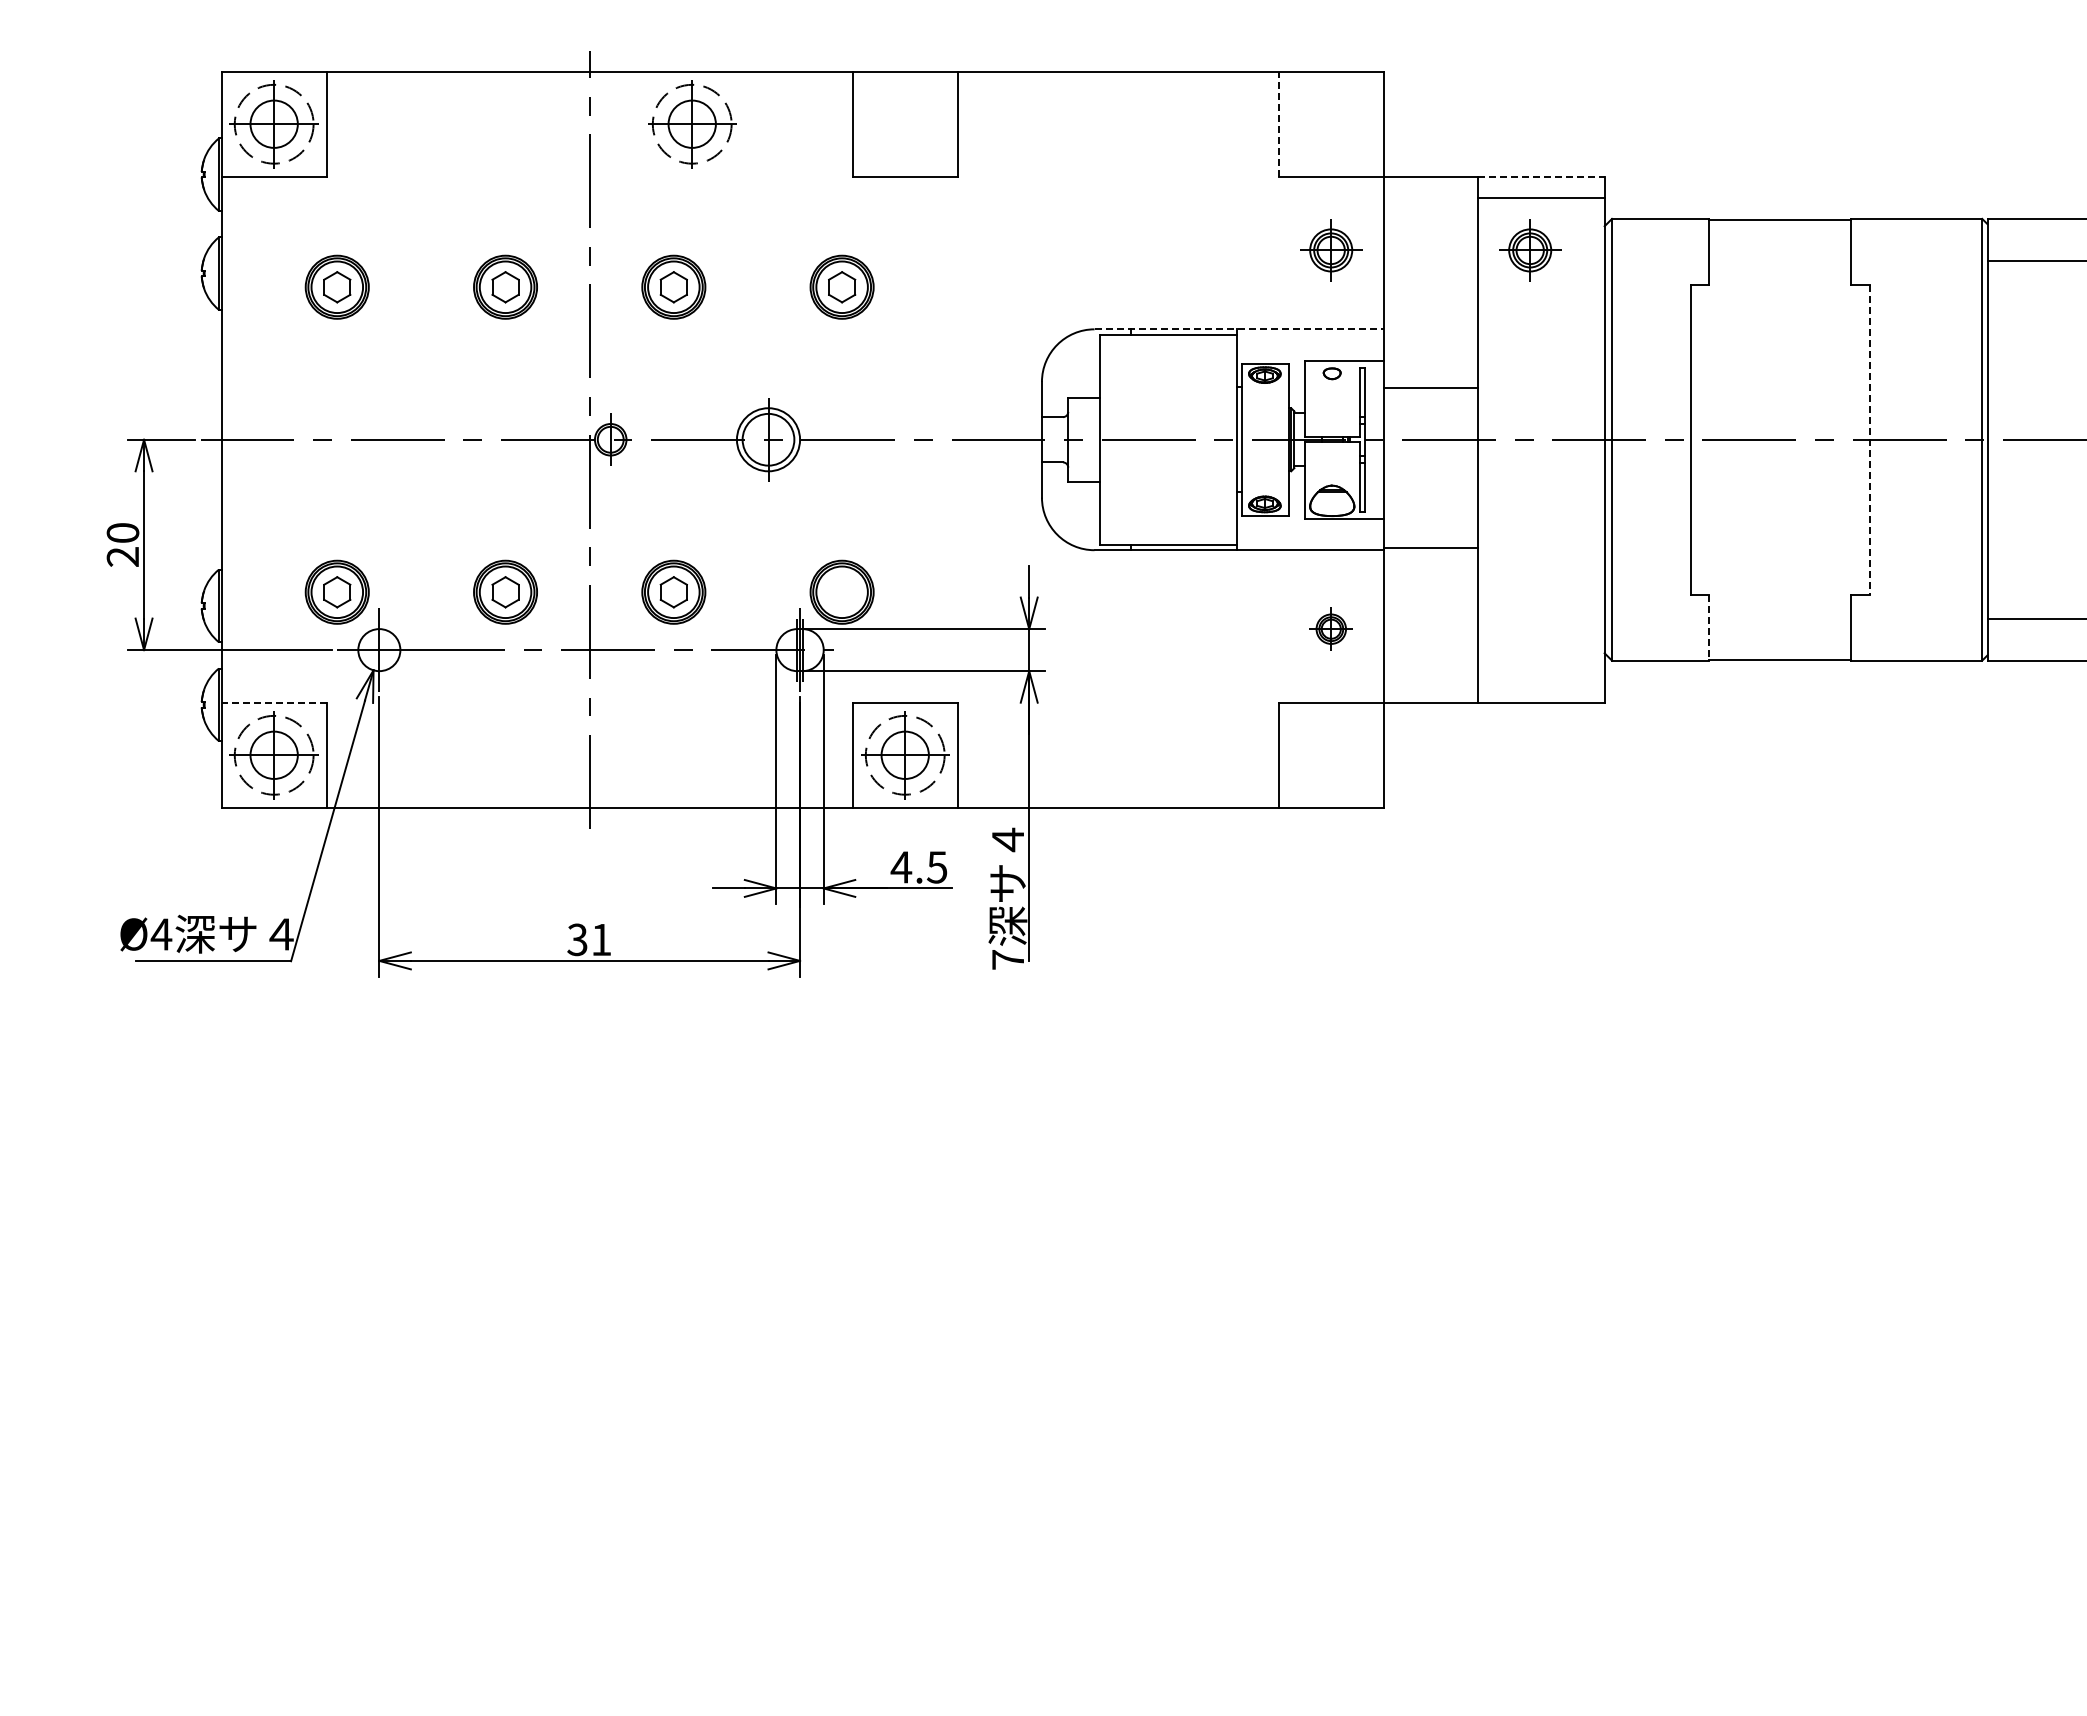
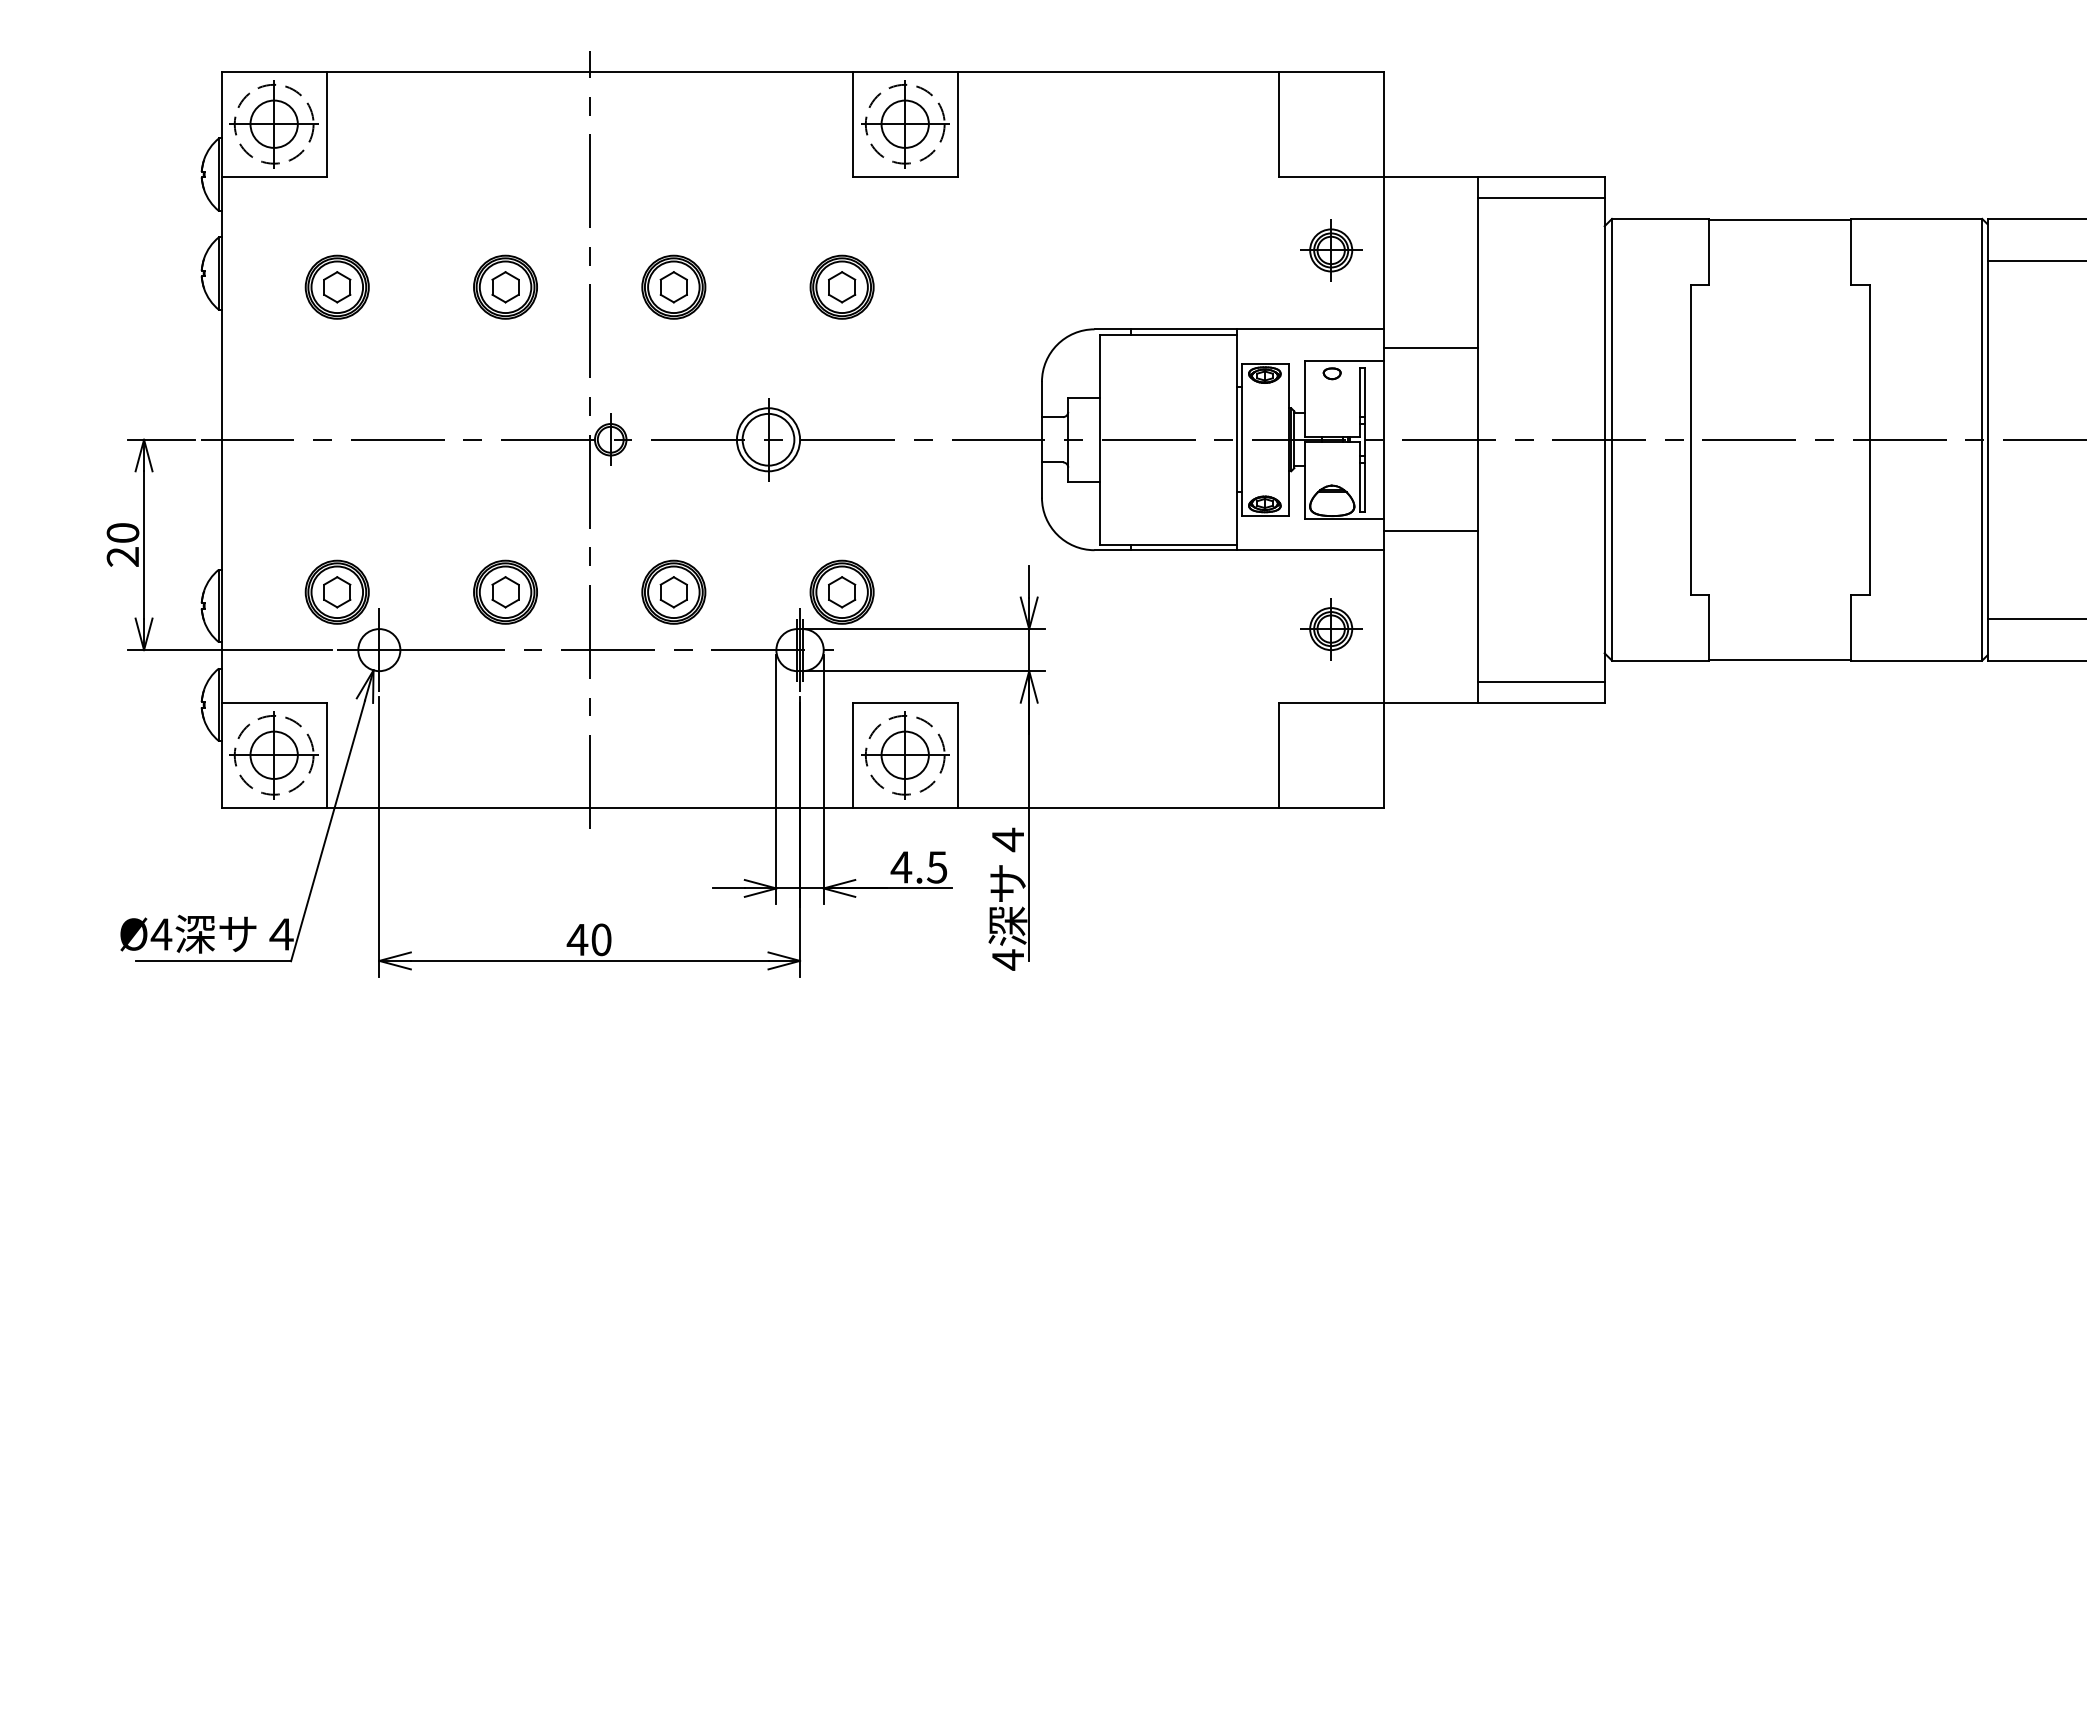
part position: (692, 124) -> (905, 124) (905, 124)
line: dashed -> solid (1278, 124)
line: dashed -> solid (1542, 176)
part: present -> none (1530, 250)
line: dashed -> solid (1239, 329)
line position: (1430, 388) -> (1430, 348) (1430, 348)
line: dashed -> solid (1869, 440)
line position: (1430, 548) -> (1430, 531) (1430, 531)
part: none -> present (842, 592)
line: dashed -> solid (1709, 627)
part size: 44x44 px -> 63x63 px (1331, 629)
line: none -> present (1541, 681)
line: dashed -> solid (274, 702)
text: 31 -> 40 (588, 939)
text: 7 -> 4 (1007, 959)
